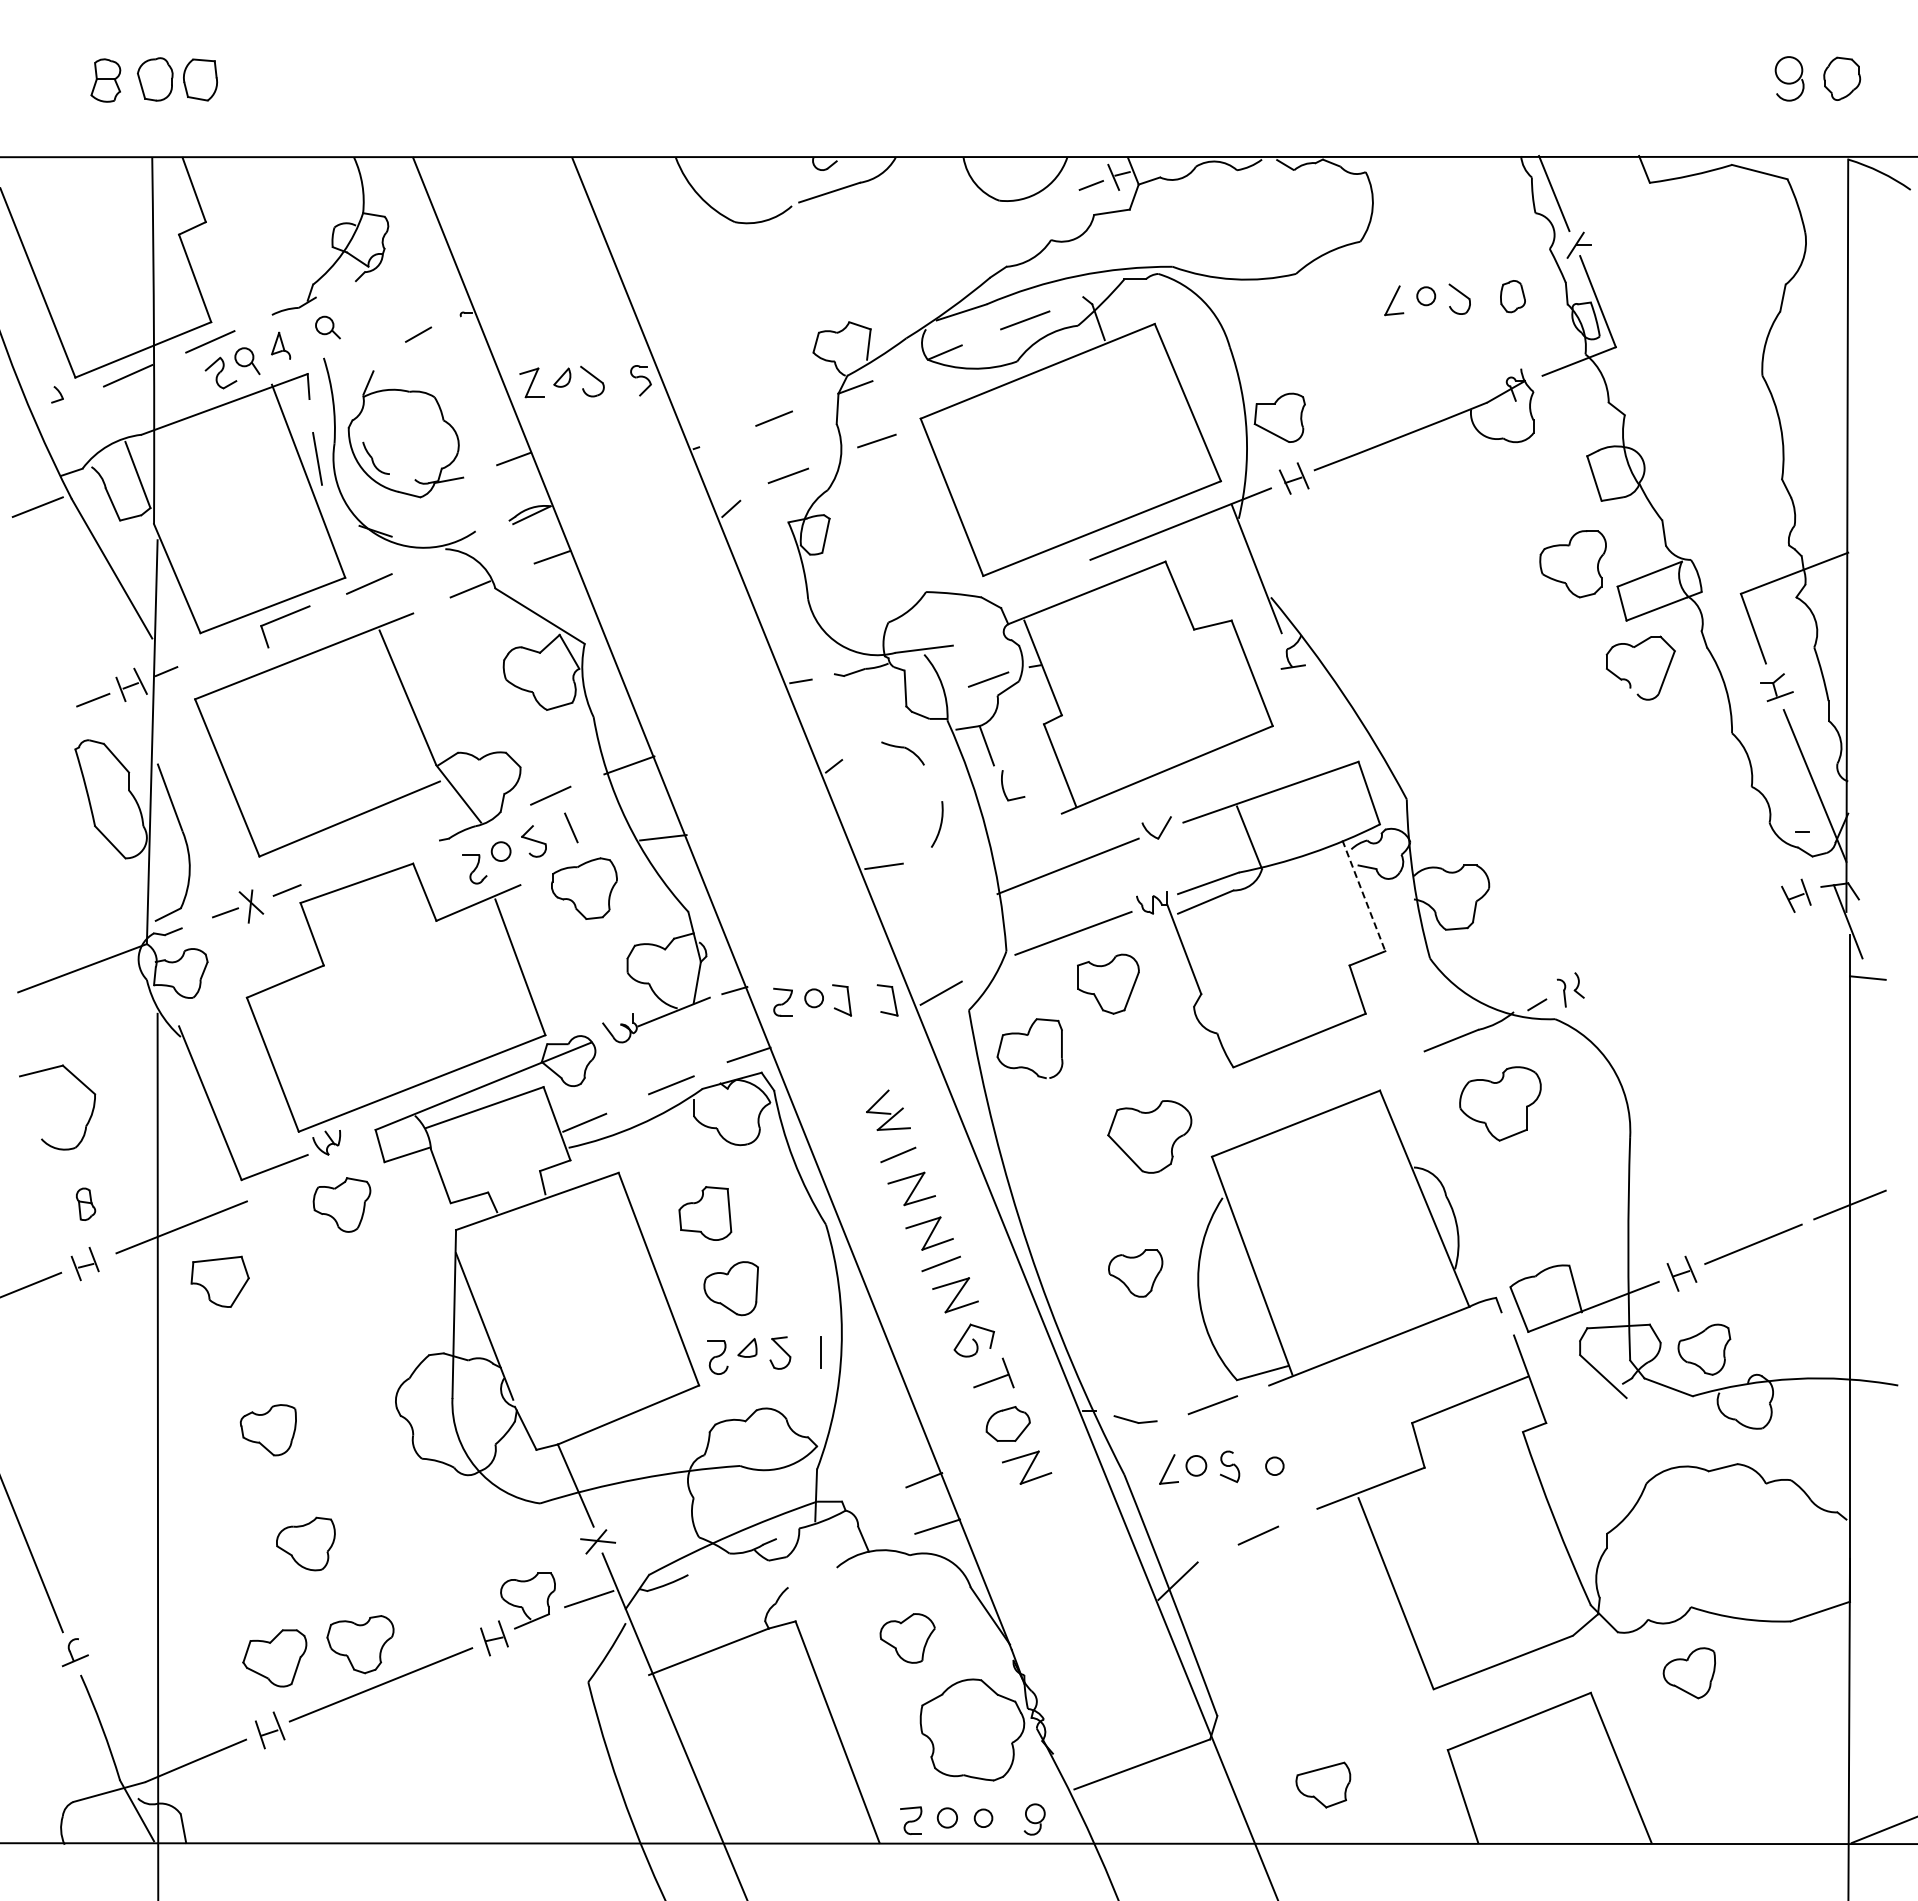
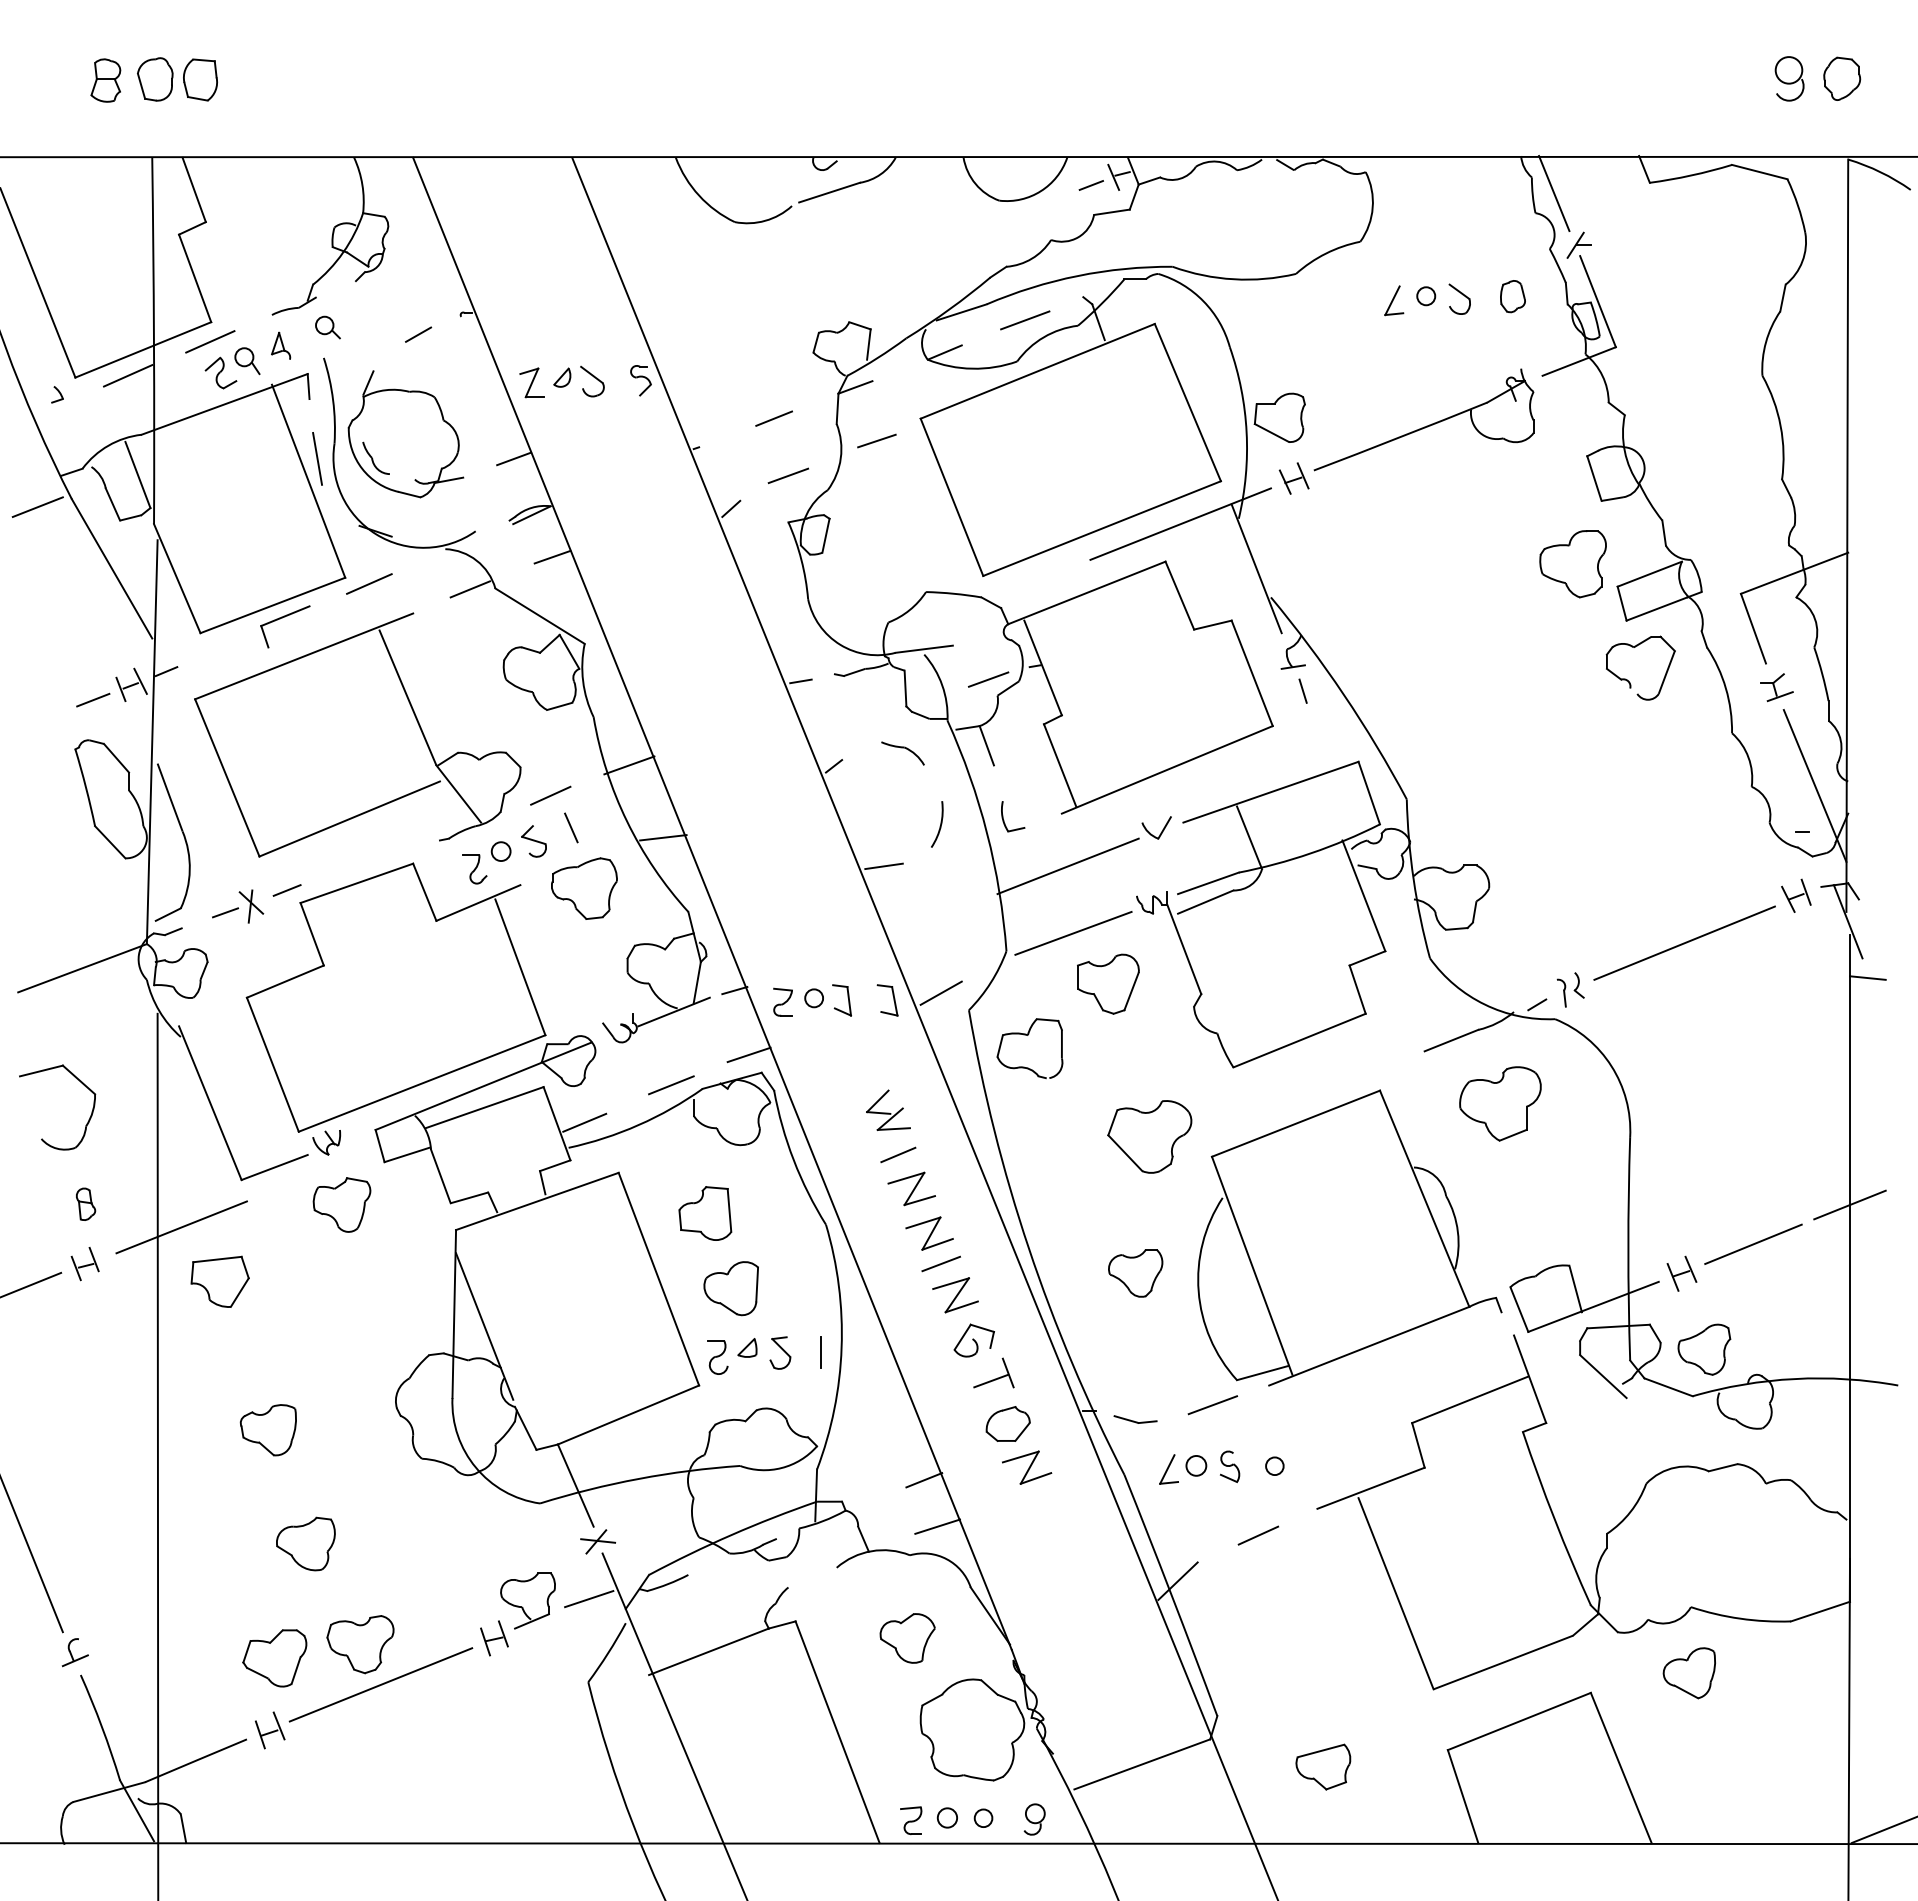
line: none -> present (1302, 690)
part position: (1004, 789) -> (1004, 820) (1004, 820)
line: dashed -> solid (1364, 896)
line: none -> present (1684, 942)
part position: (1323, 1784) -> (1323, 1766) (1323, 1766)
